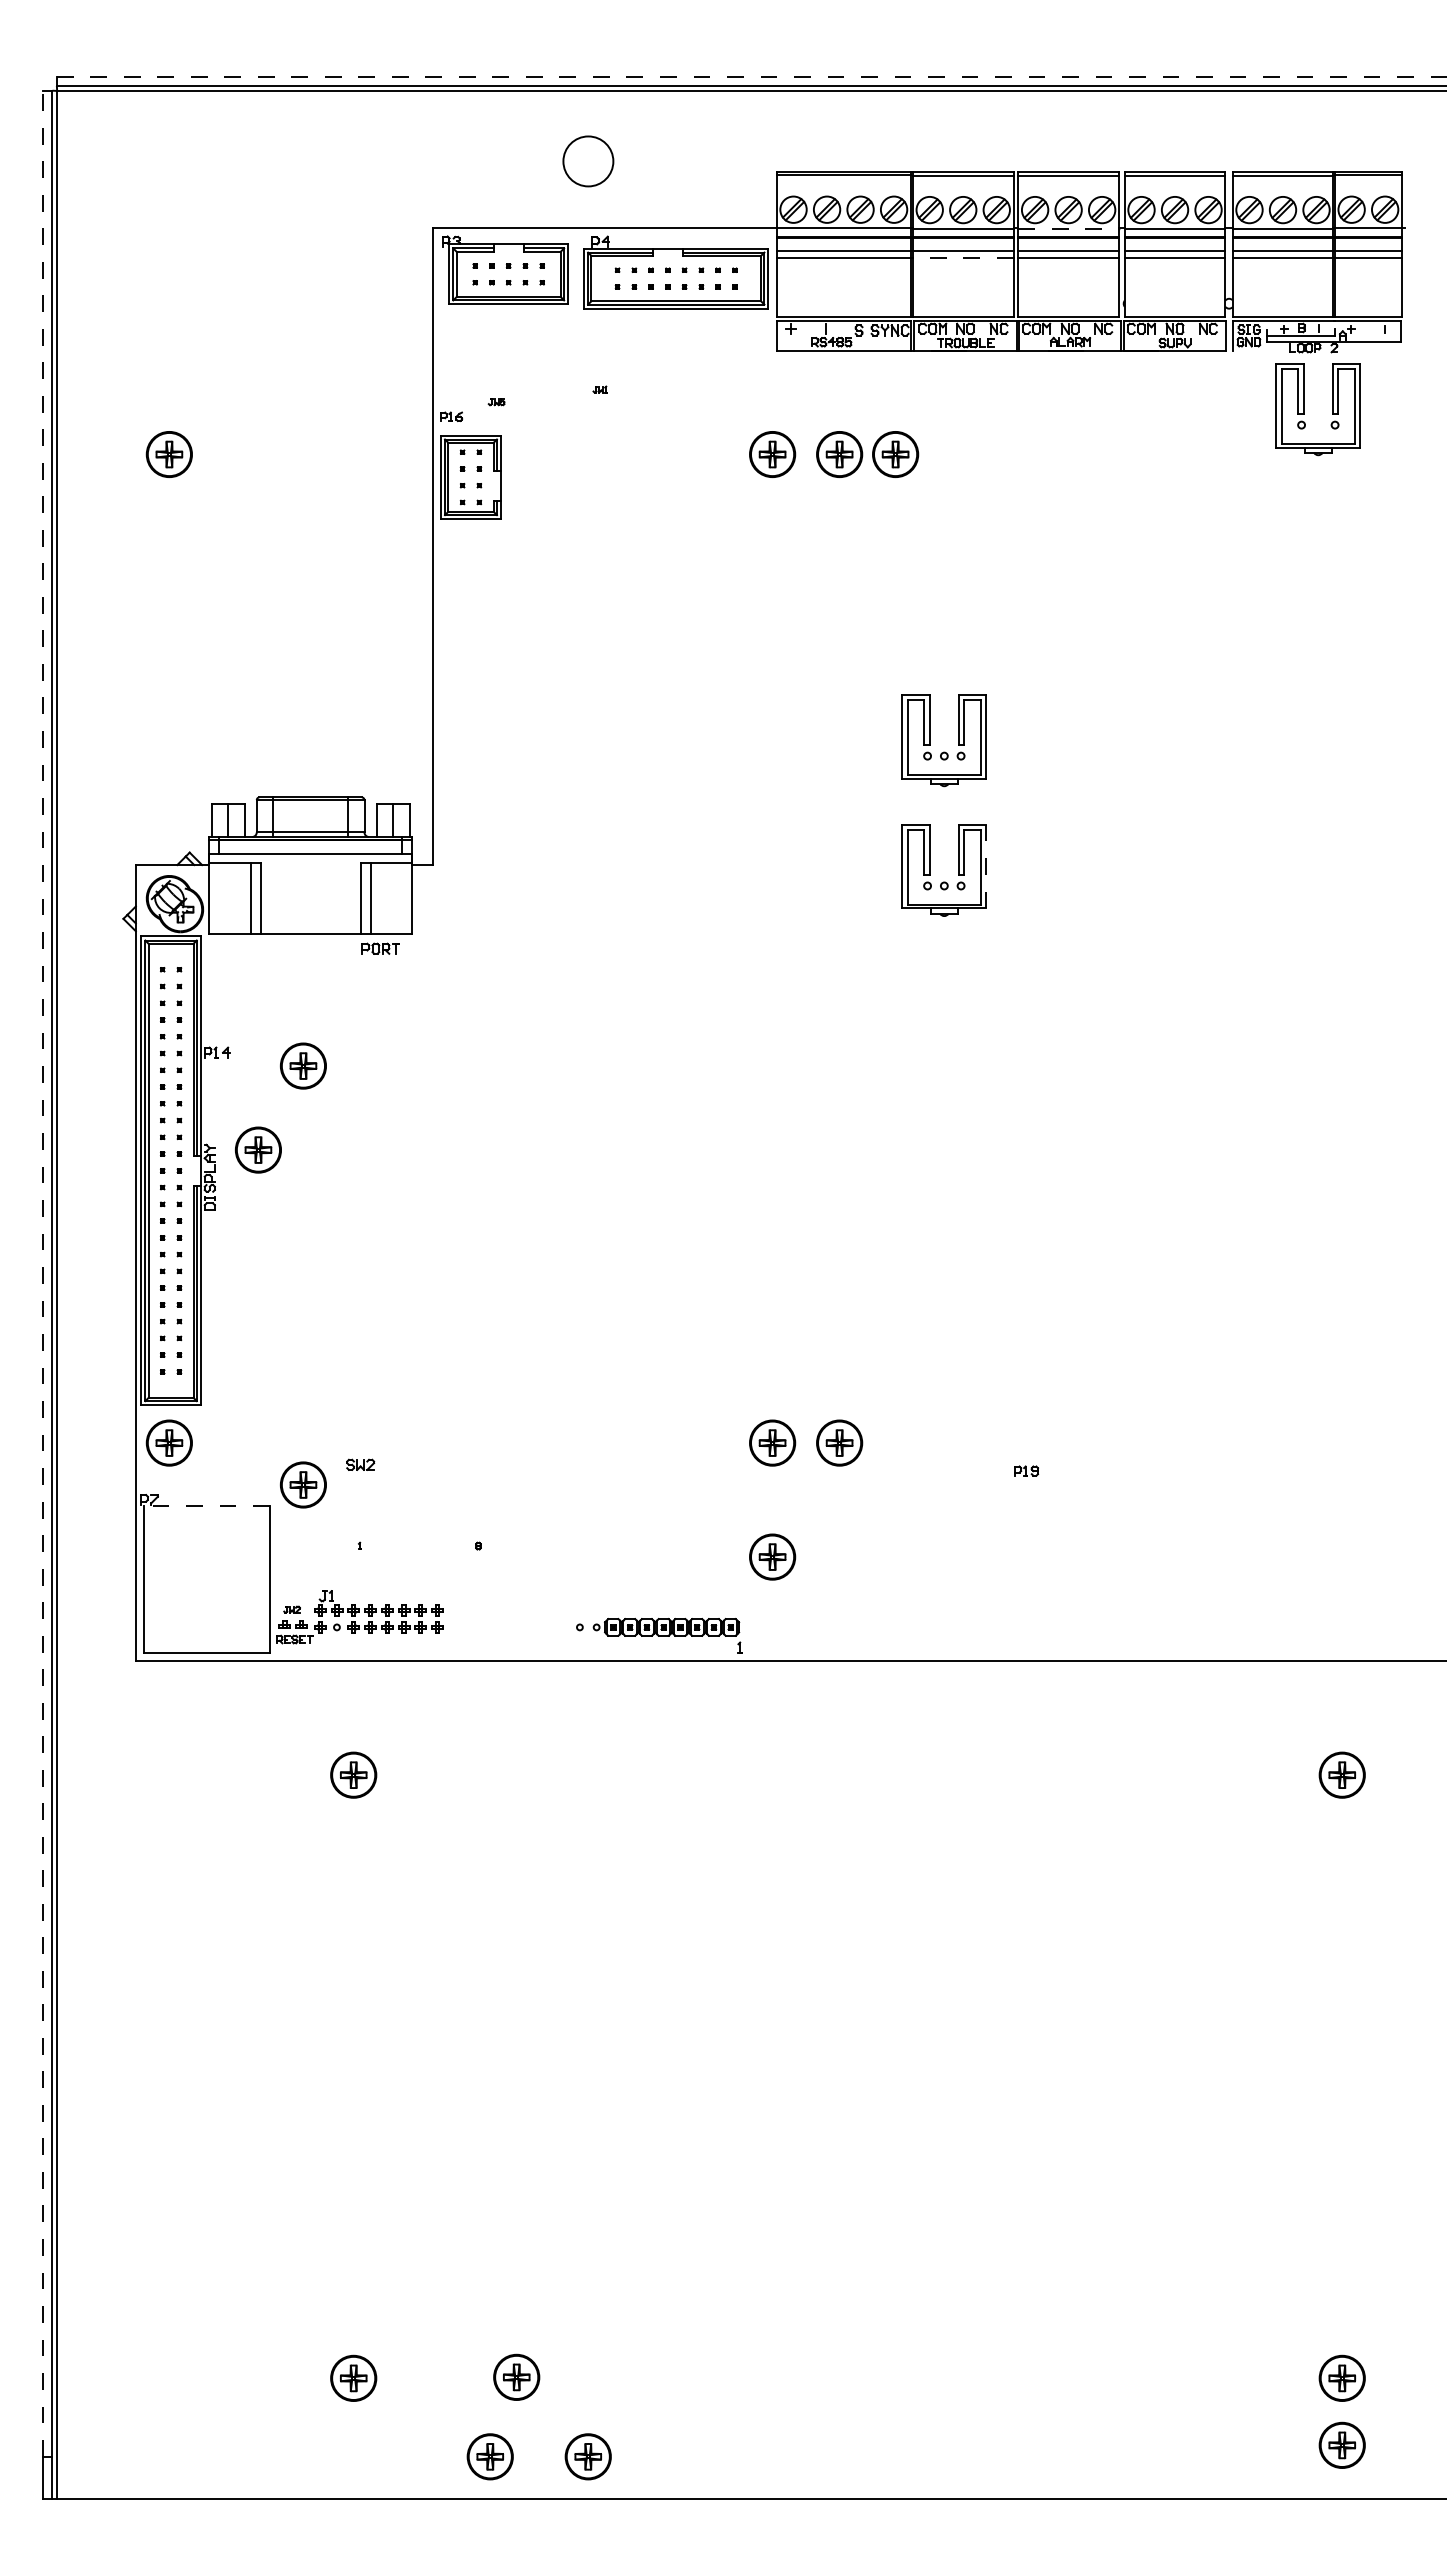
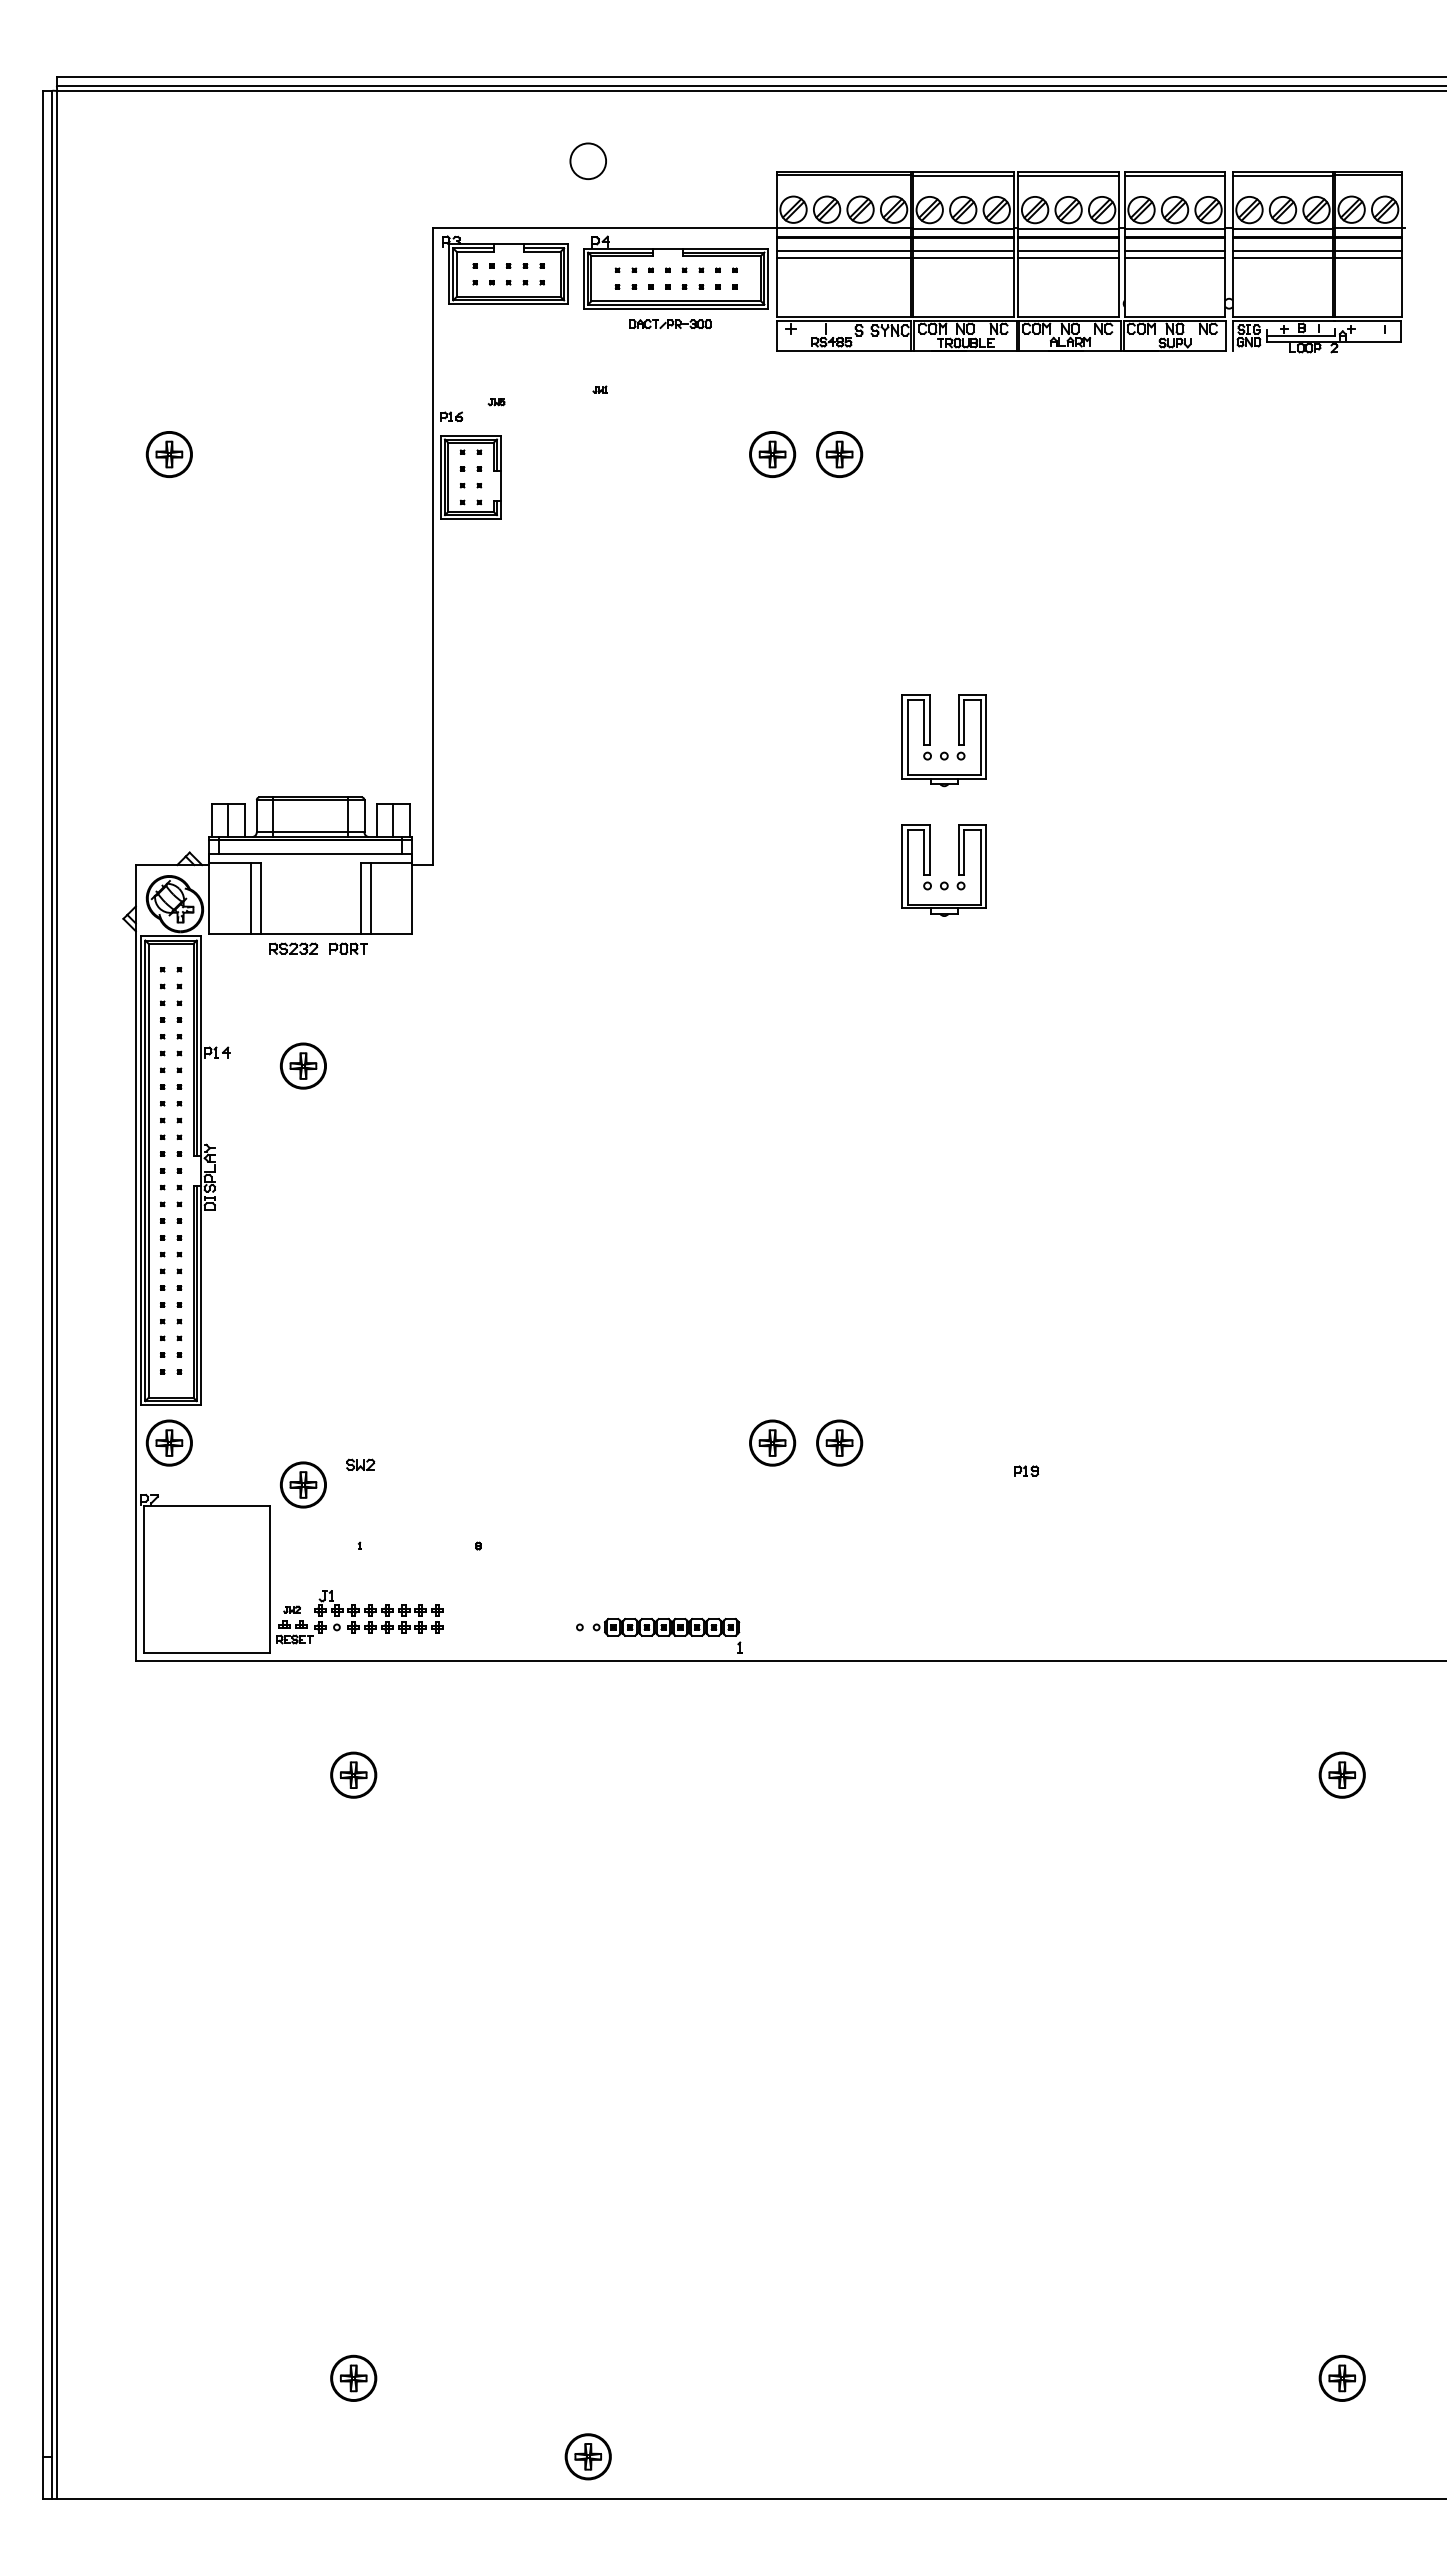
line: dashed -> solid (751, 77)
circle size: 53x53 px -> 38x38 px (587, 160)
line: dashed -> solid (1069, 228)
line: dashed -> solid (962, 258)
part: none -> present (670, 324)
part: present -> none (1304, 409)
part: present -> none (895, 454)
line: dashed -> solid (986, 866)
part: none -> present (293, 948)
part position: (380, 948) -> (348, 948) (348, 948)
part: present -> none (258, 1149)
line: dashed -> solid (43, 1273)
line: dashed -> solid (207, 1505)
part: present -> none (772, 1556)
part: present -> none (516, 2376)
part: present -> none (1341, 2444)
part: present -> none (489, 2456)
